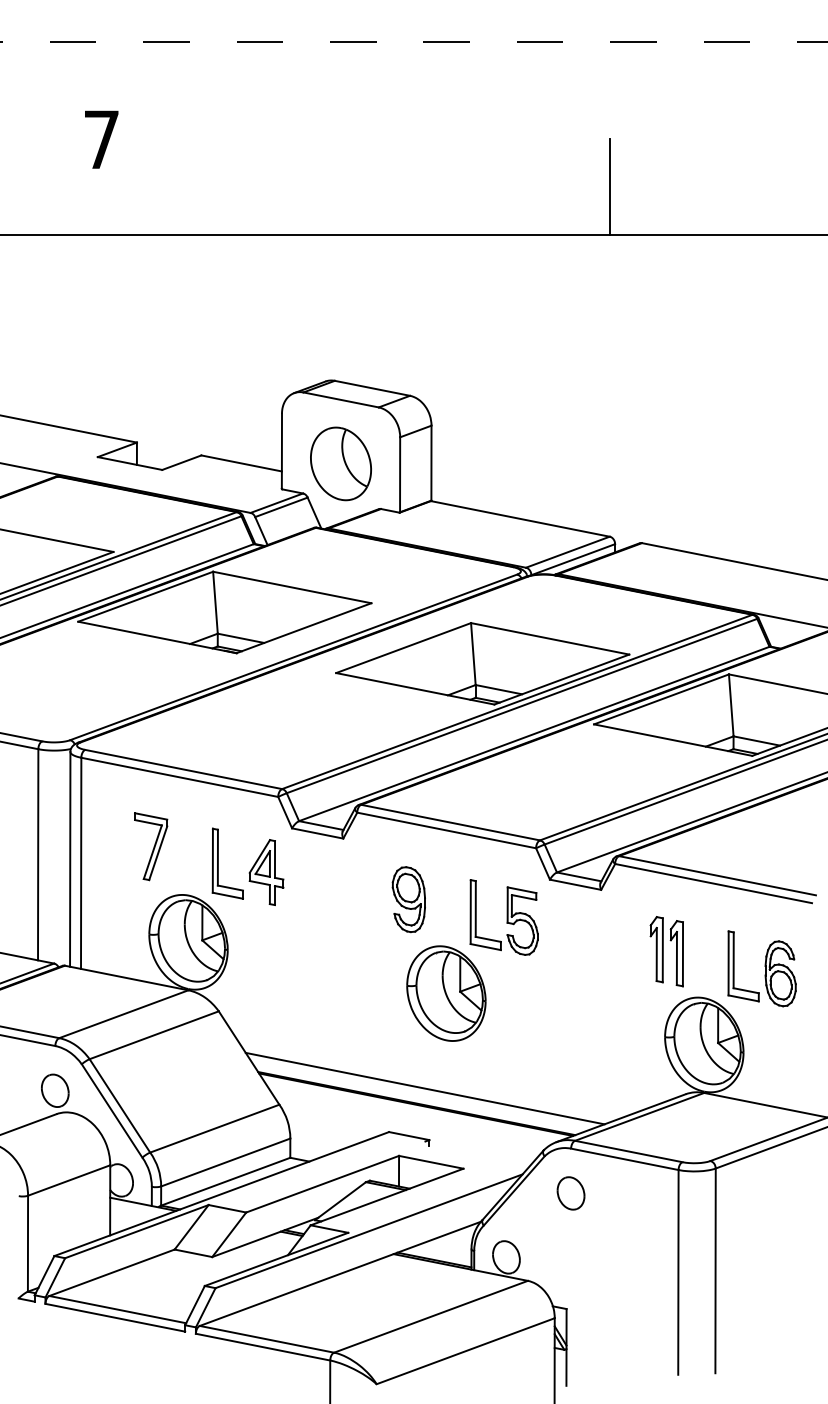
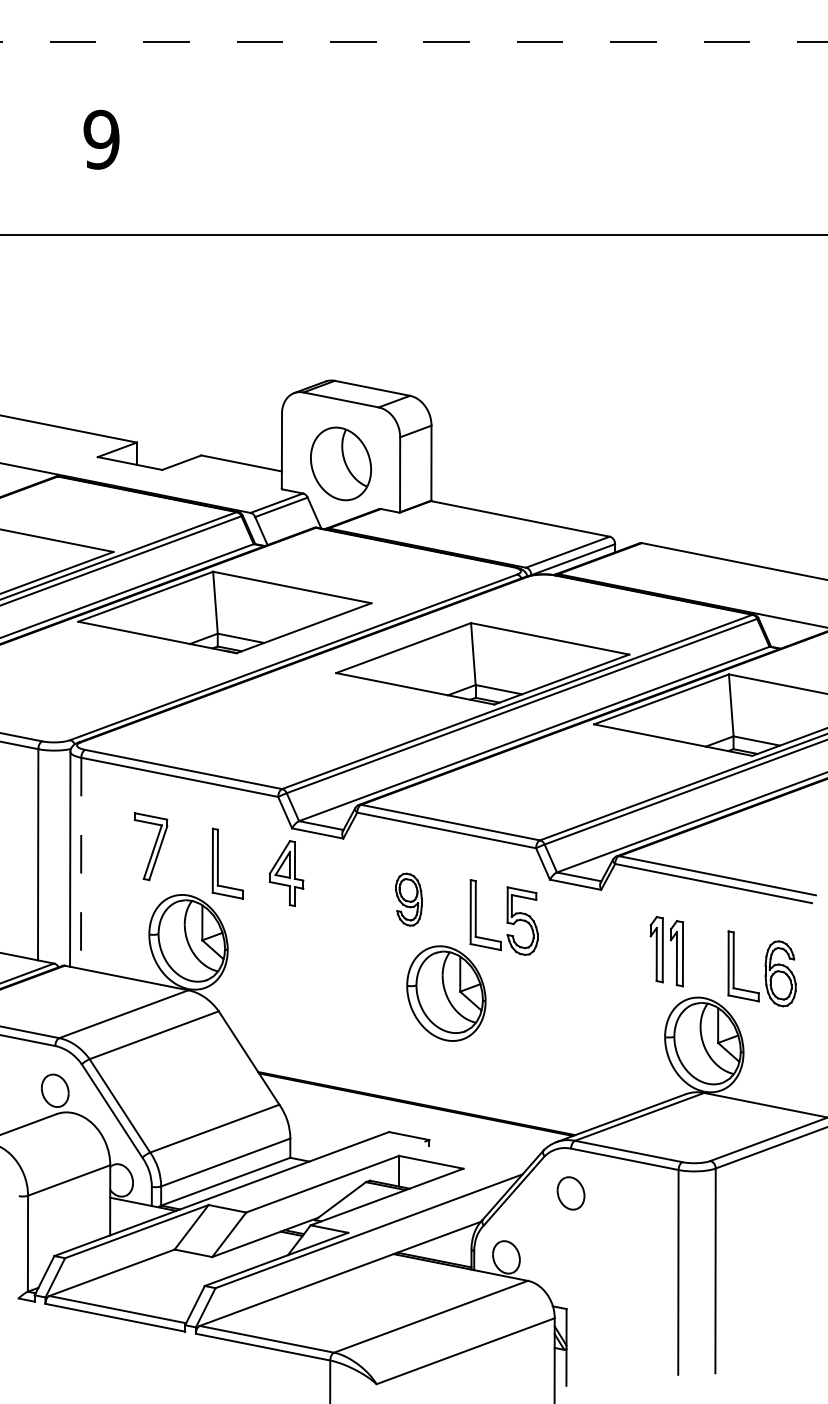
text: 7 -> 9 (101, 139)
line: present -> none (609, 186)
line: solid -> dashed (81, 863)
part position: (266, 872) -> (286, 873) (286, 873)
part size: 35x68 px -> 28x55 px (408, 899)
line: present -> none (424, 1088)
